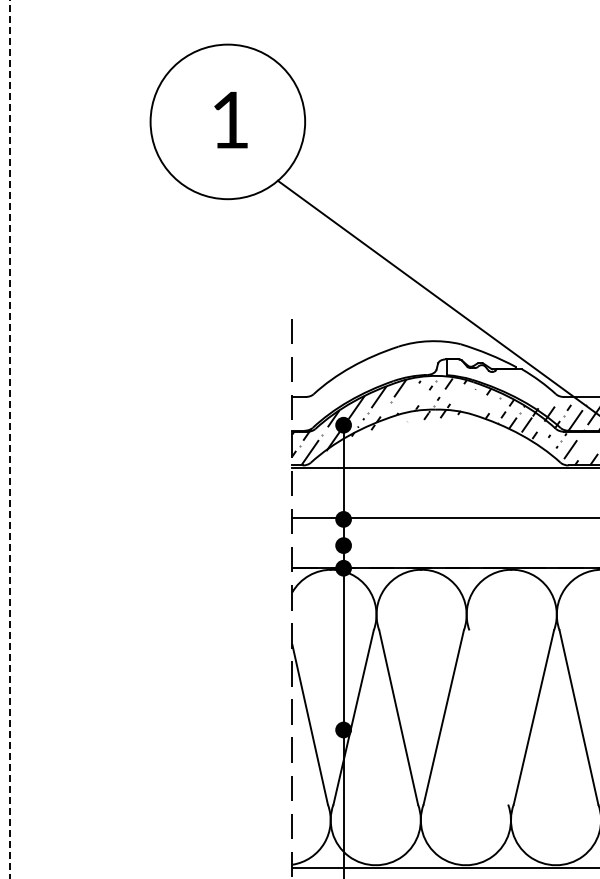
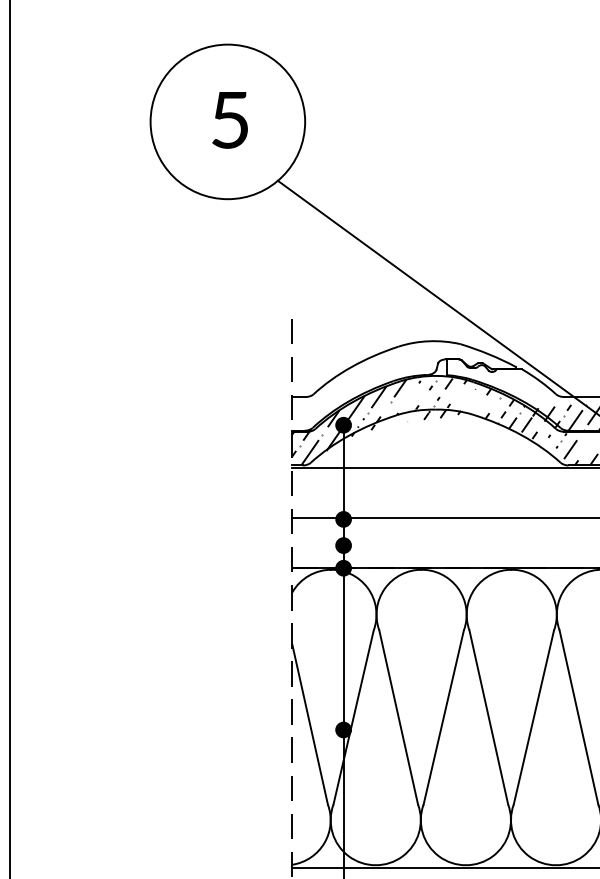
text: 1 -> 5 (229, 119)
line: dashed -> solid (9, 439)
line: none -> present (488, 717)
